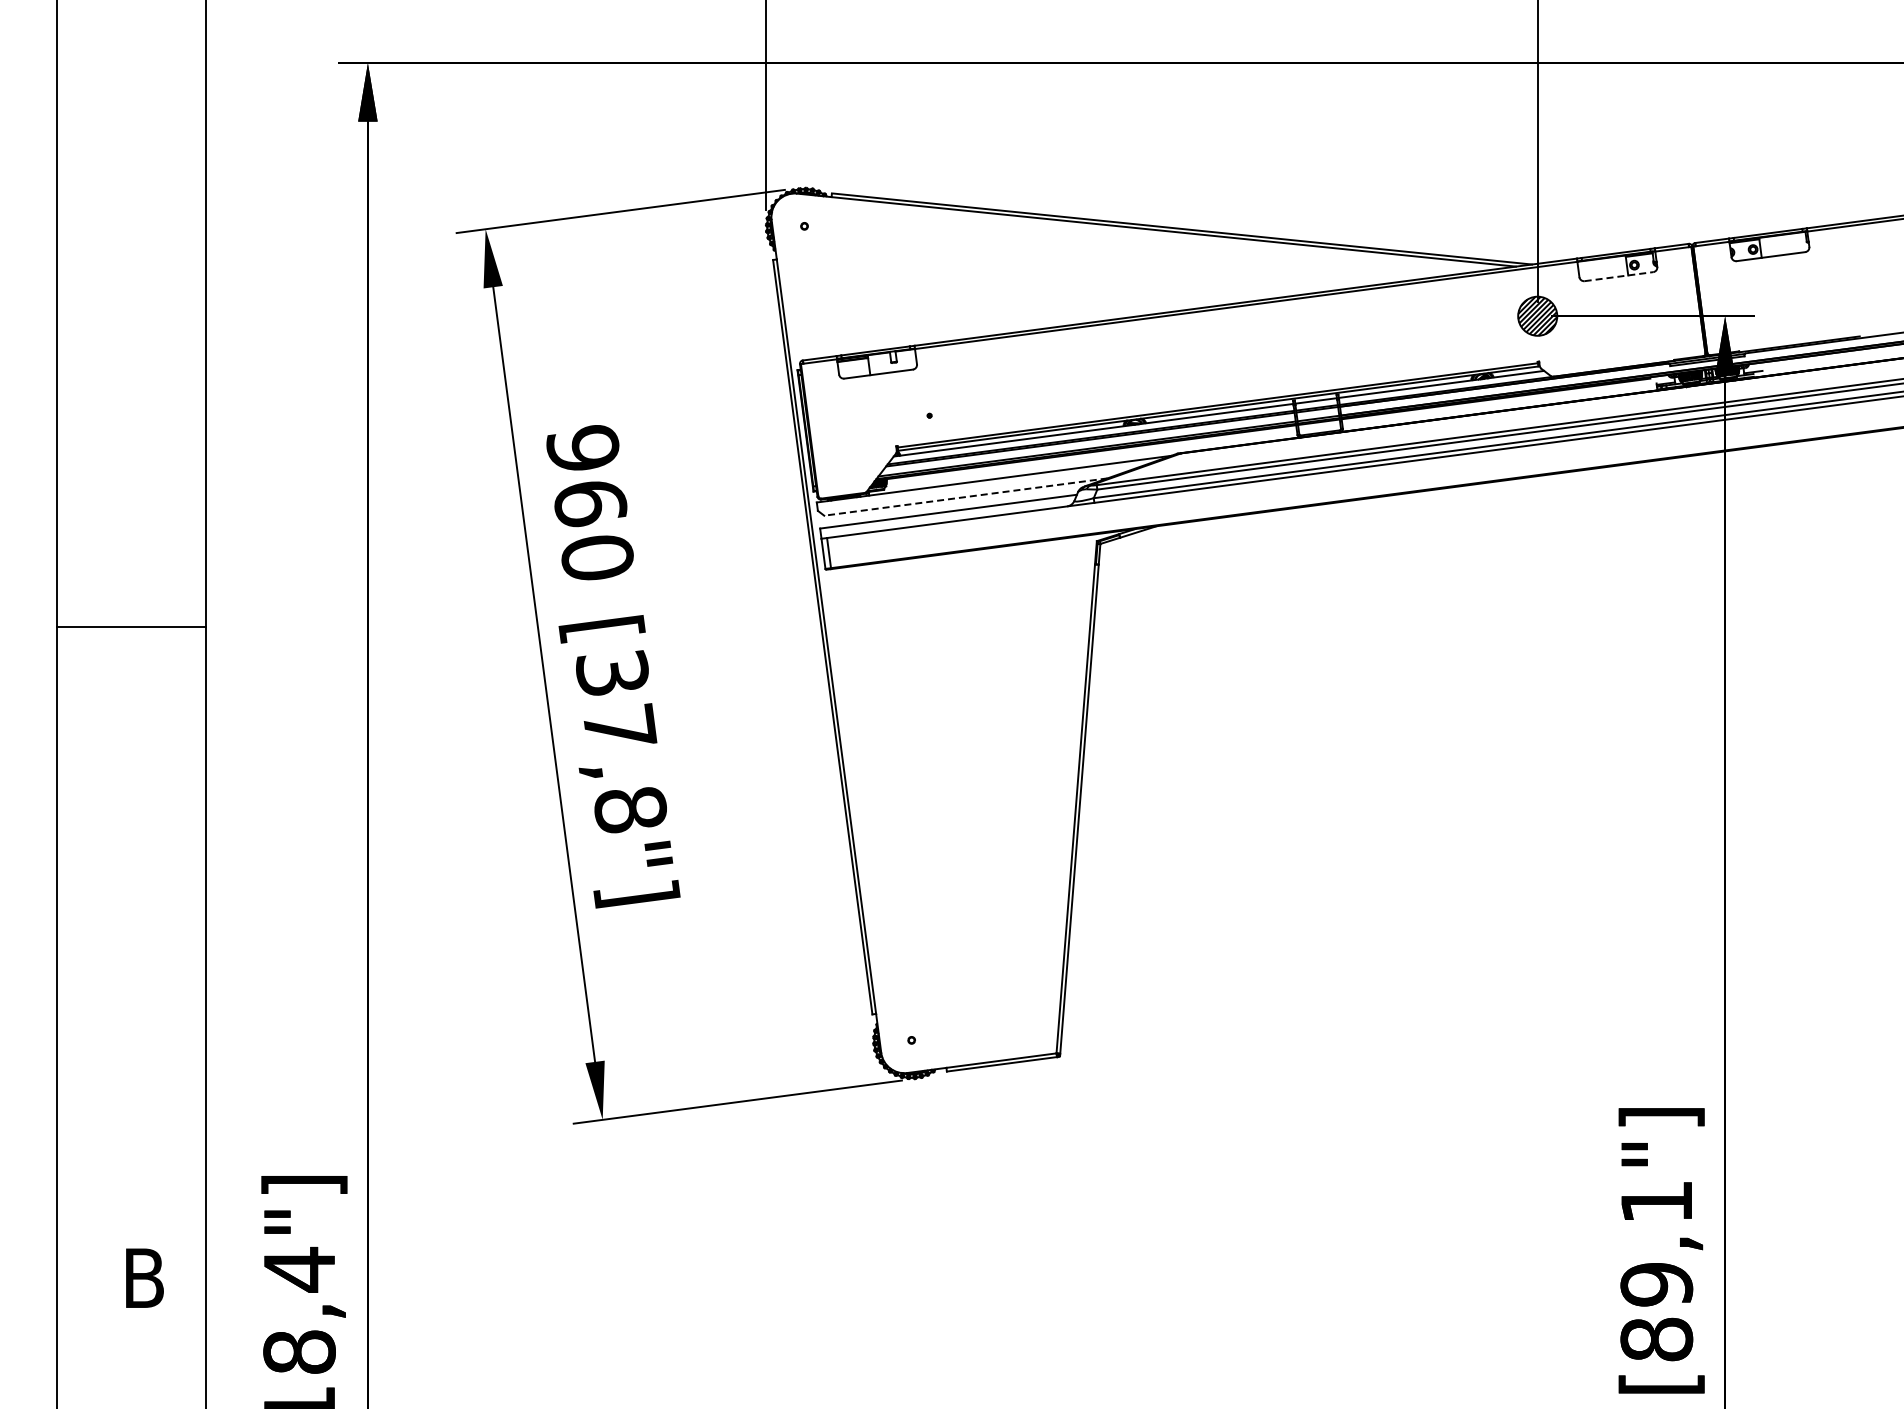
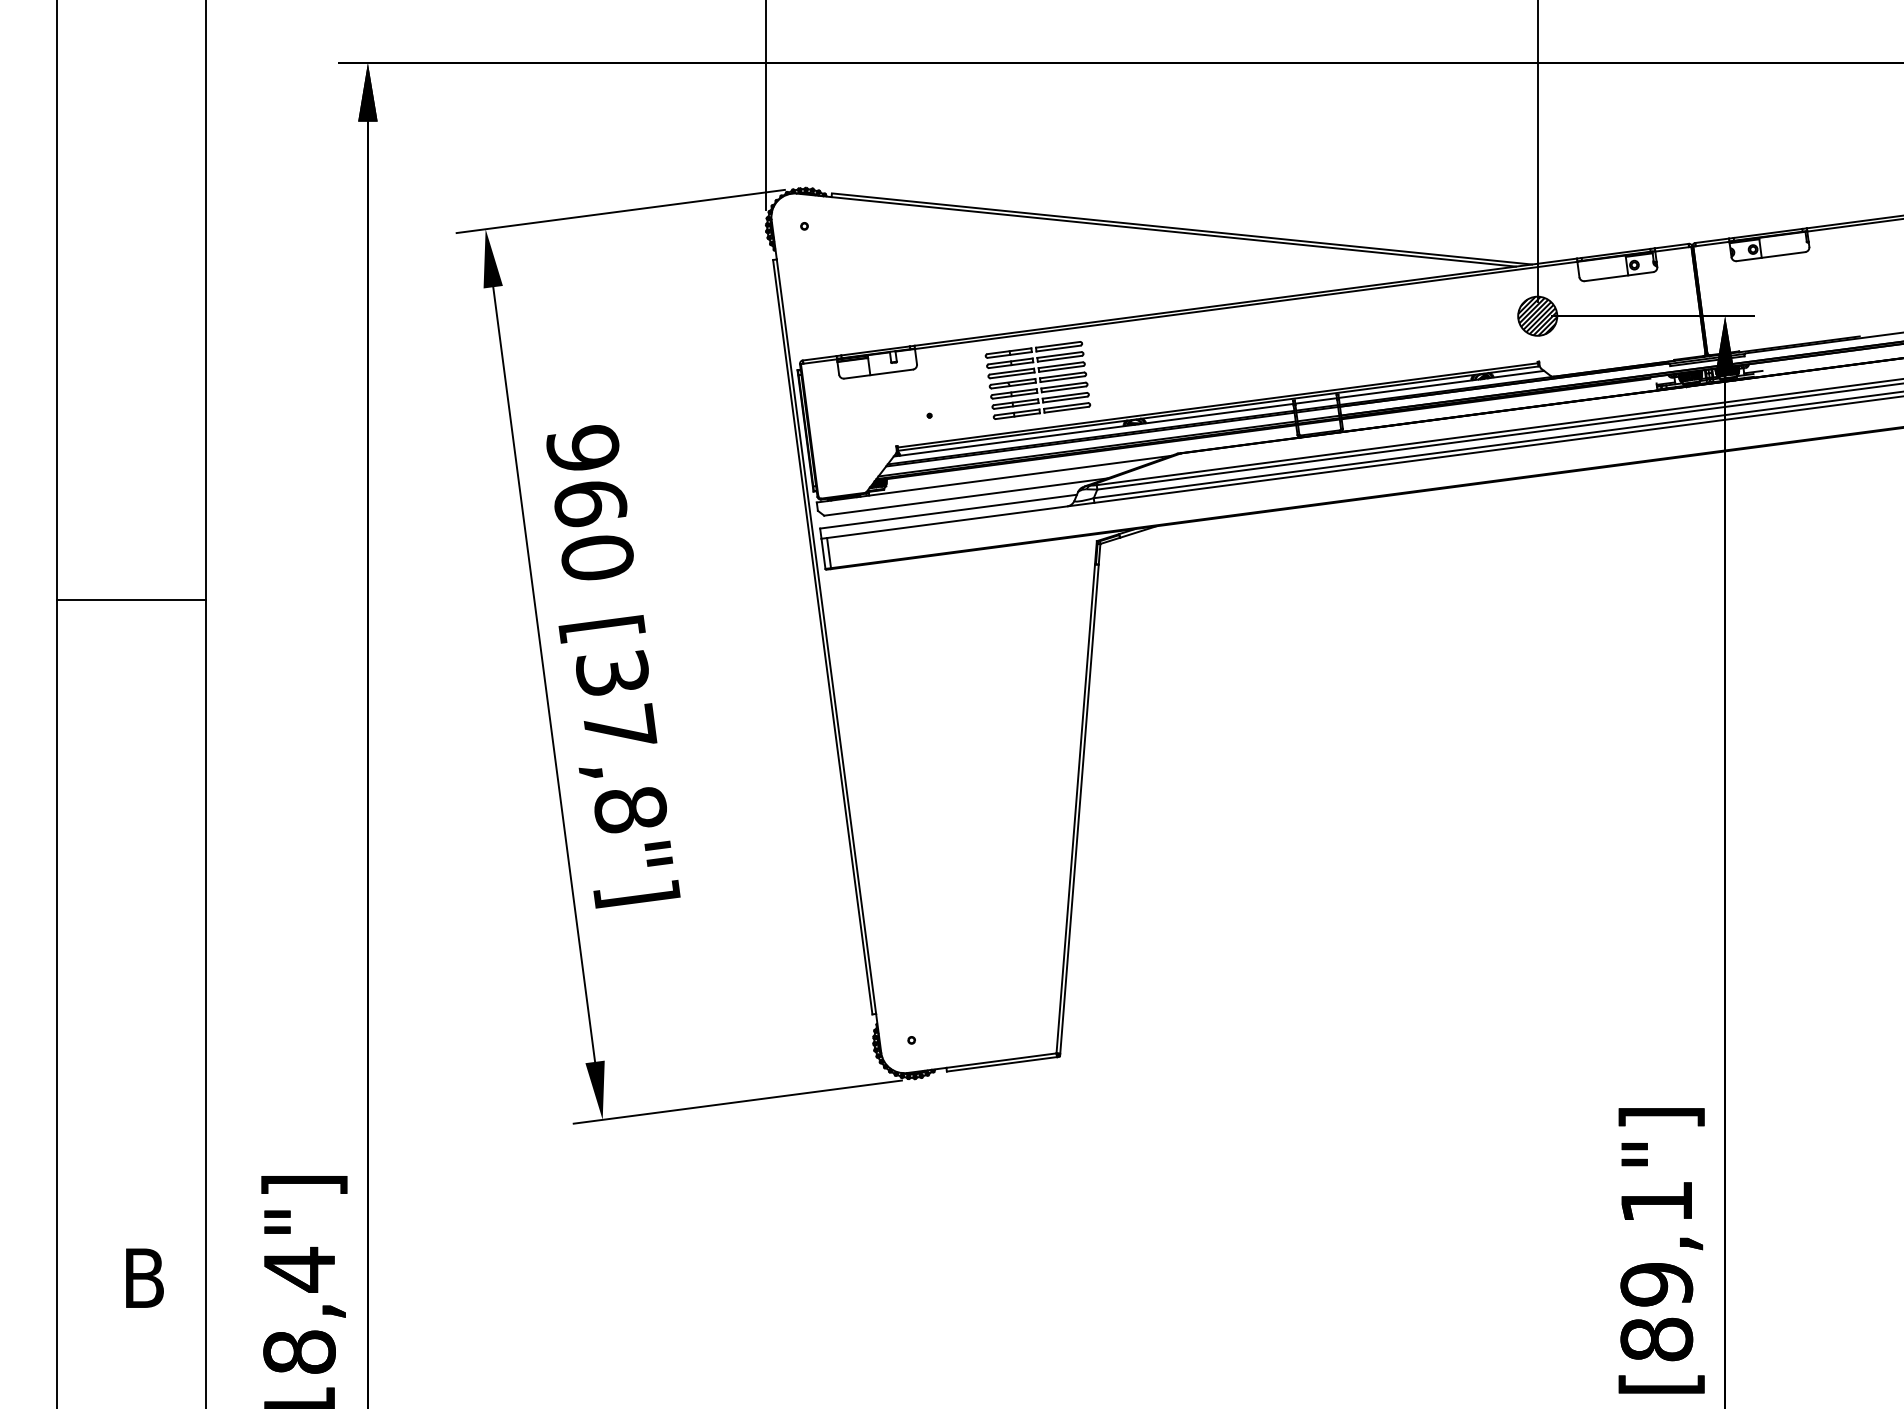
line: dashed -> solid (1618, 276)
part: none -> present (1037, 380)
line: dashed -> solid (965, 497)
line position: (131, 627) -> (131, 600) (131, 600)
